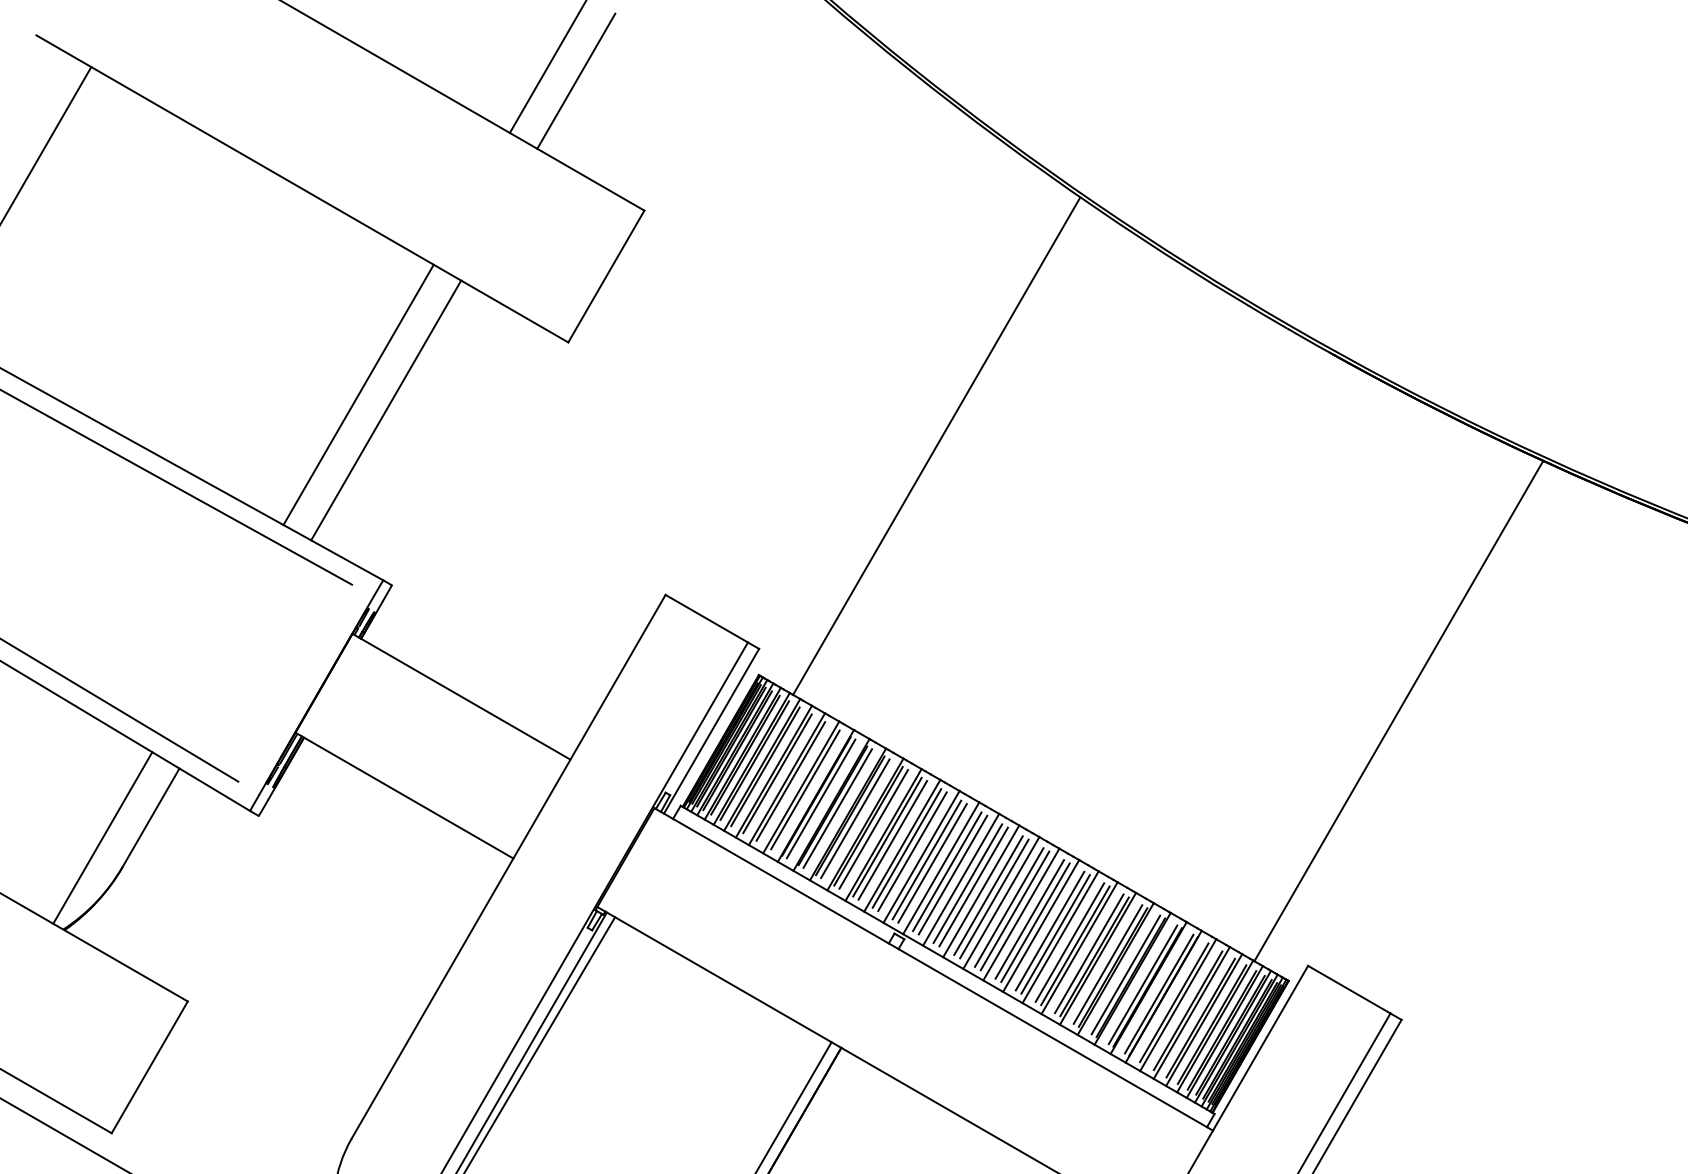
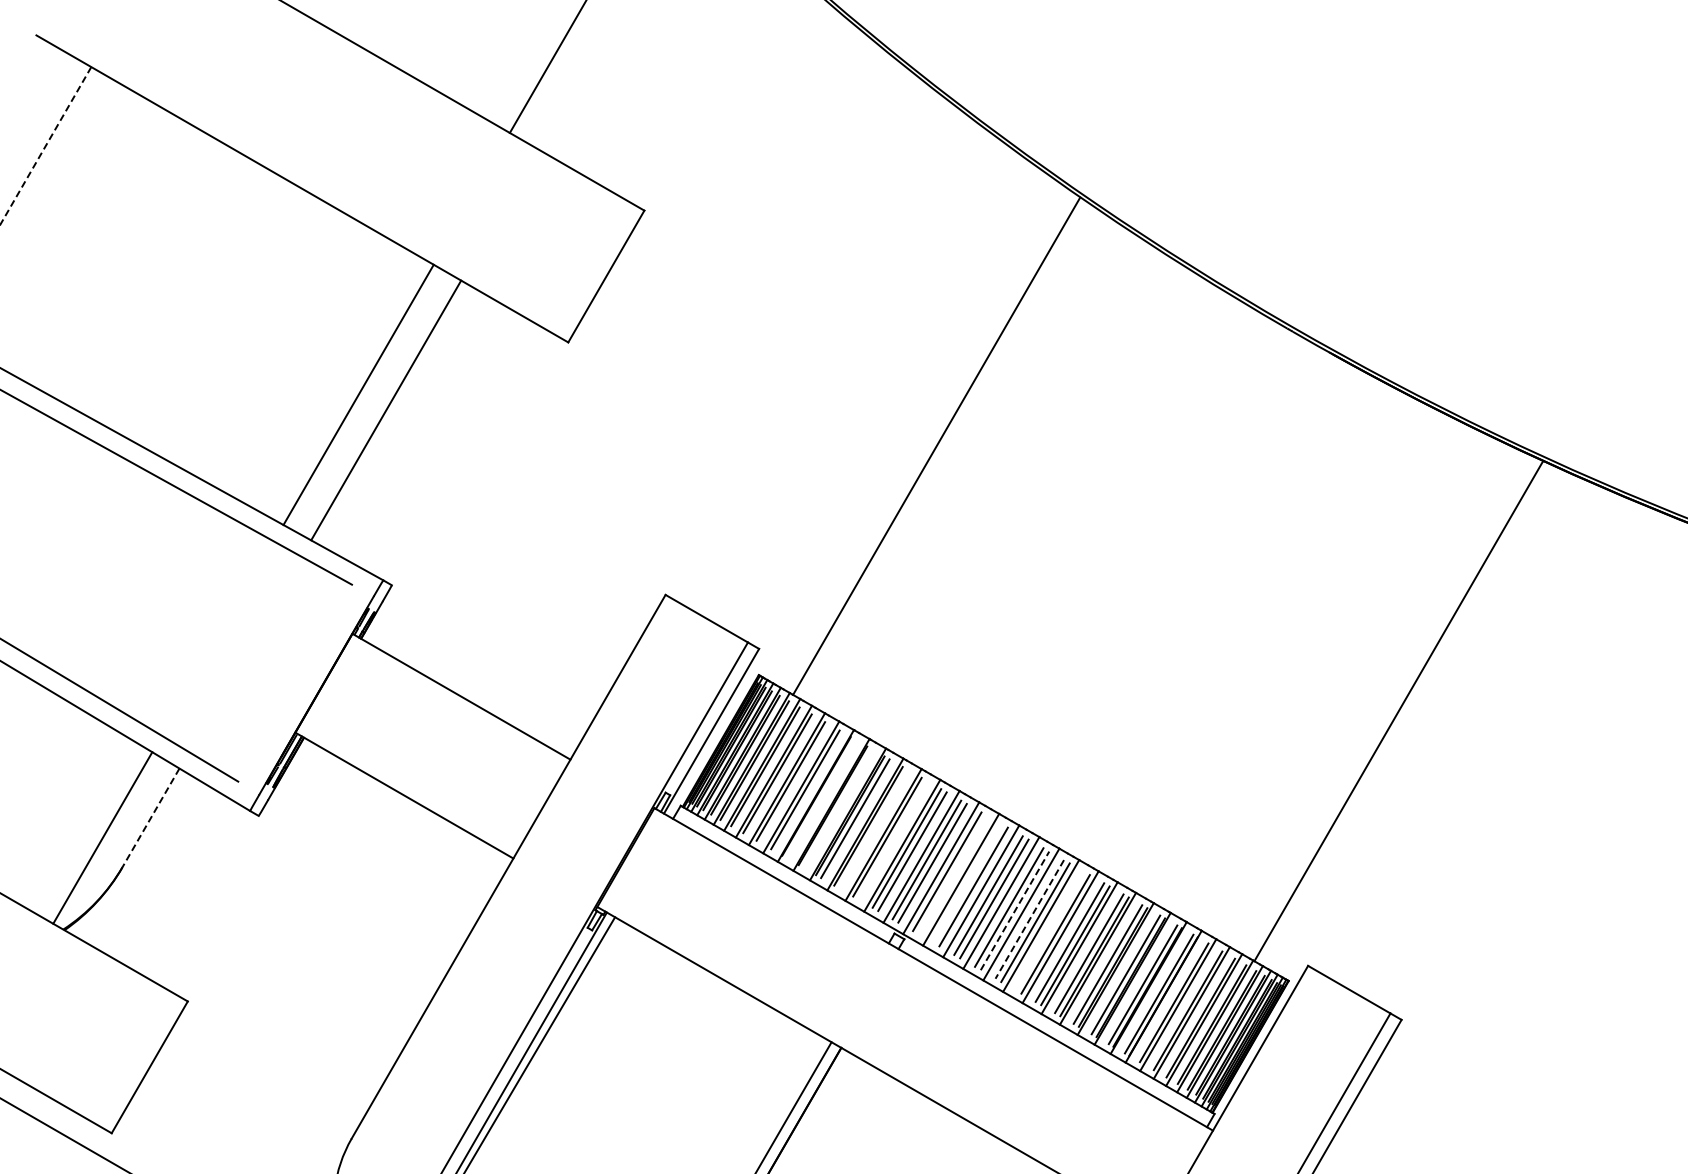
line: present -> none (576, 80)
line: solid -> dashed (45, 146)
line: present -> none (820, 798)
line: present -> none (837, 808)
line: solid -> dashed (151, 817)
line: present -> none (873, 829)
line: present -> none (892, 840)
line: present -> none (952, 874)
line: present -> none (967, 883)
line: solid -> dashed (1015, 910)
line: solid -> dashed (1029, 919)
line: present -> none (1049, 930)
